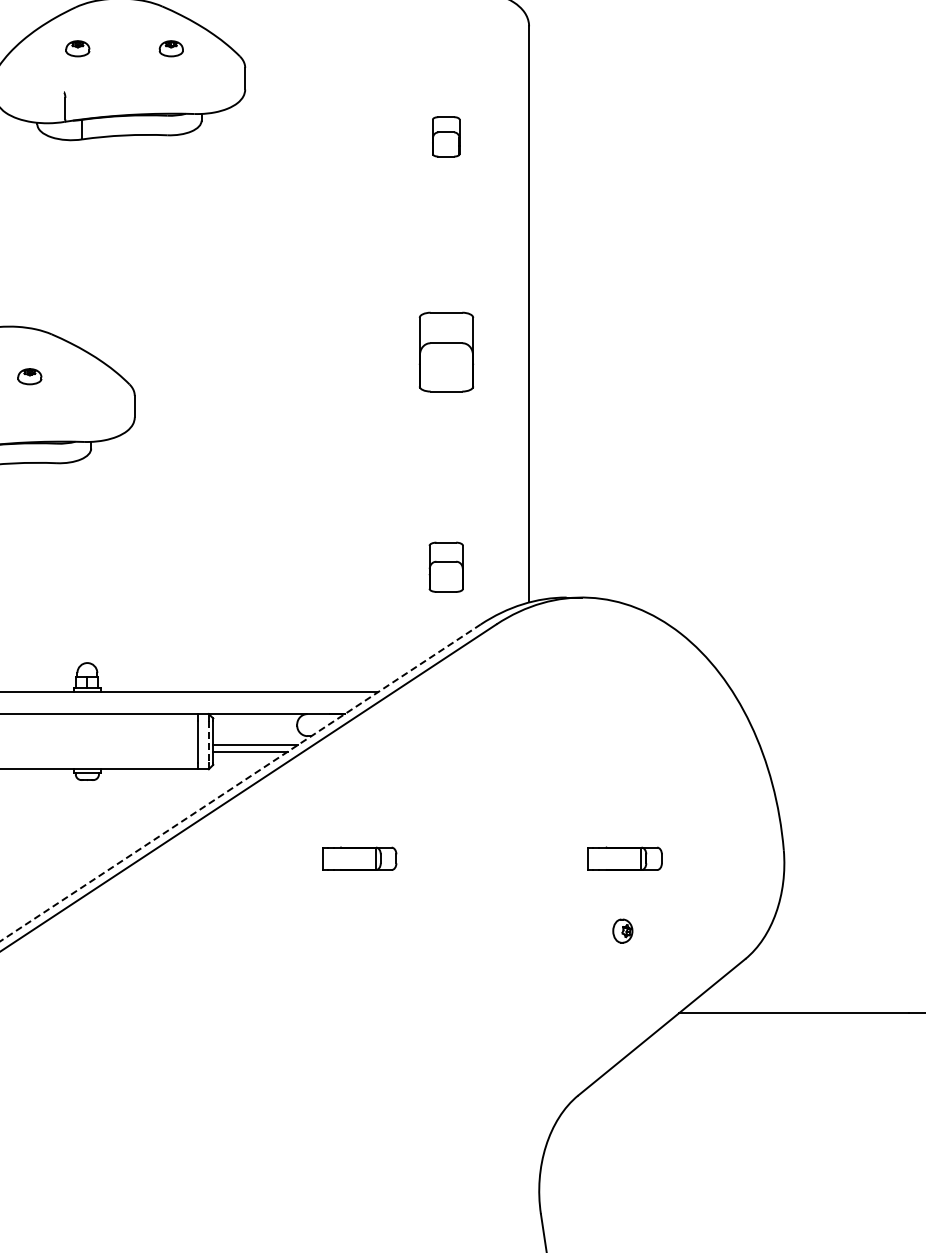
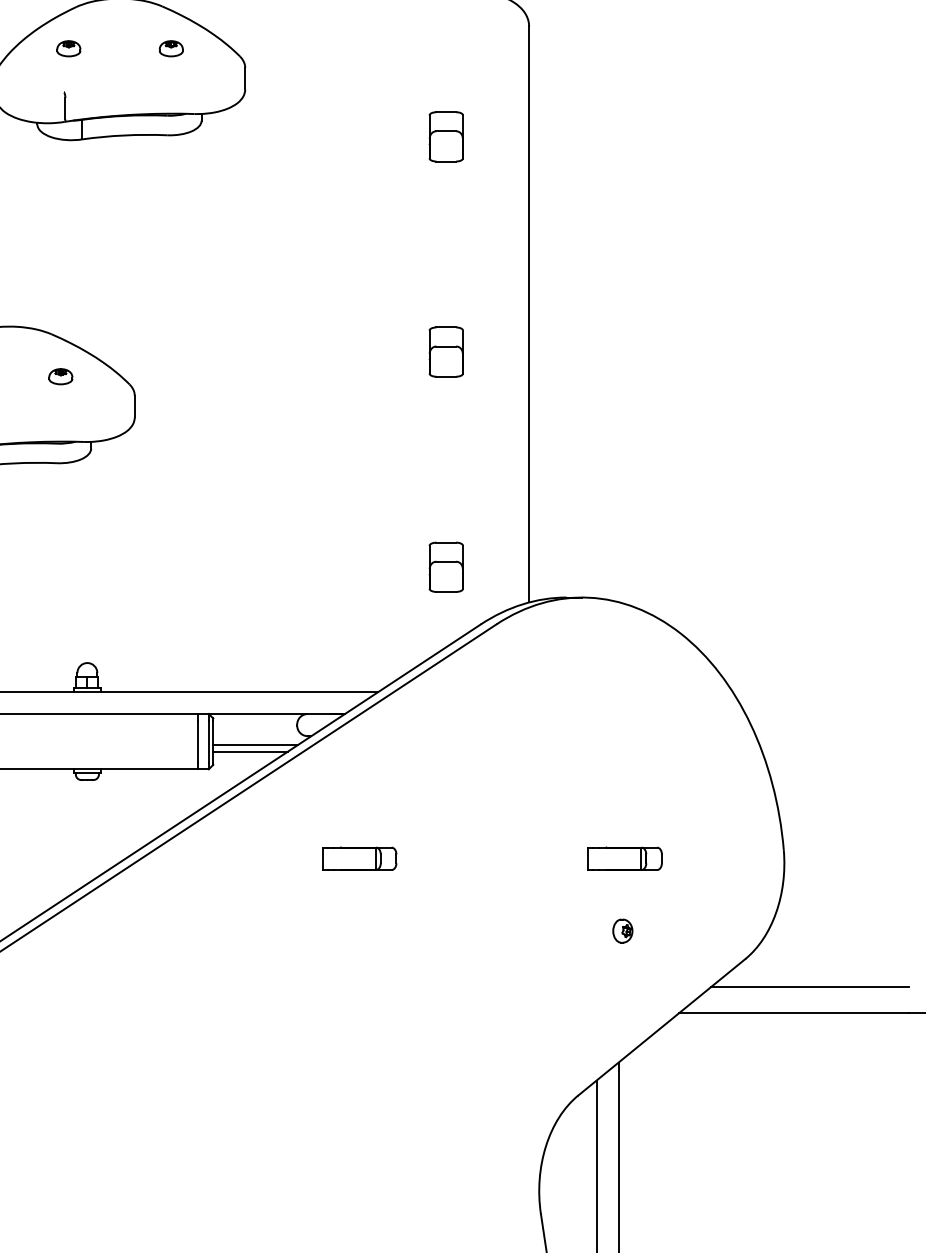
part position: (77, 48) -> (68, 48) (68, 48)
part size: 29x42 px -> 36x52 px (445, 136)
part size: 57x82 px -> 36x52 px (445, 351)
part position: (29, 376) -> (60, 376) (60, 376)
line: dashed -> solid (208, 741)
line: dashed -> solid (240, 782)
line: none -> present (809, 986)
line: none -> present (618, 1155)
line: none -> present (596, 1164)
